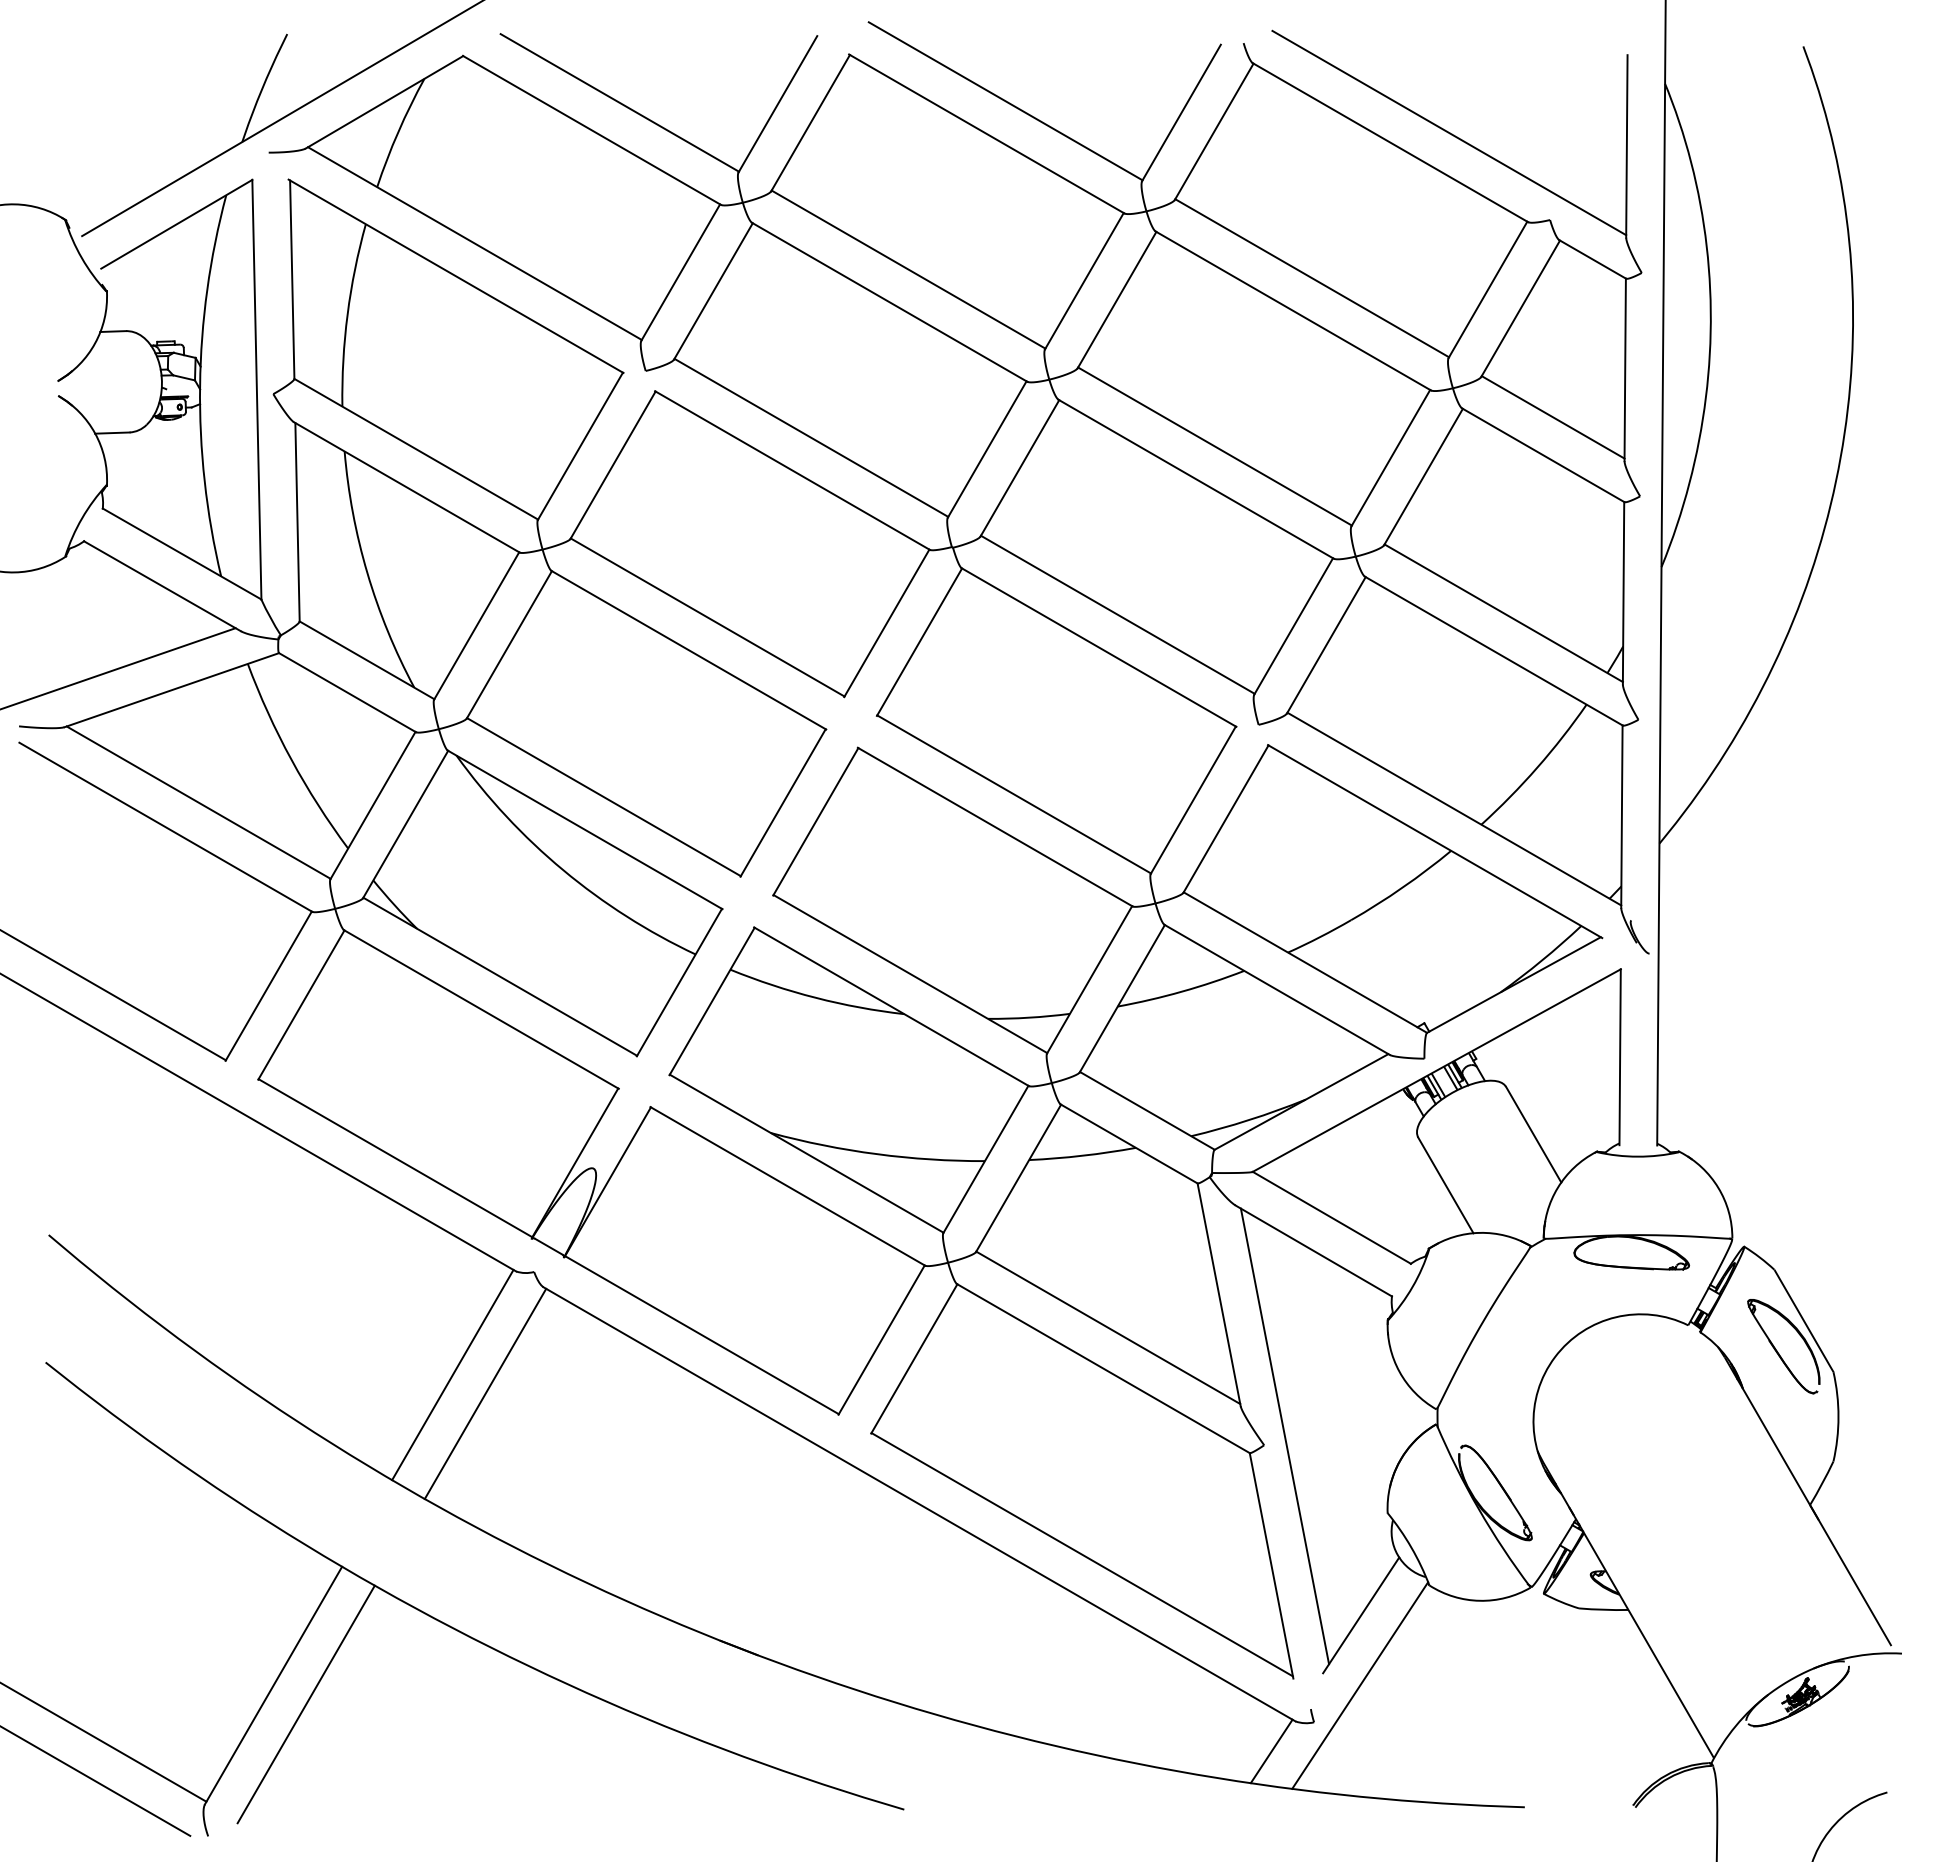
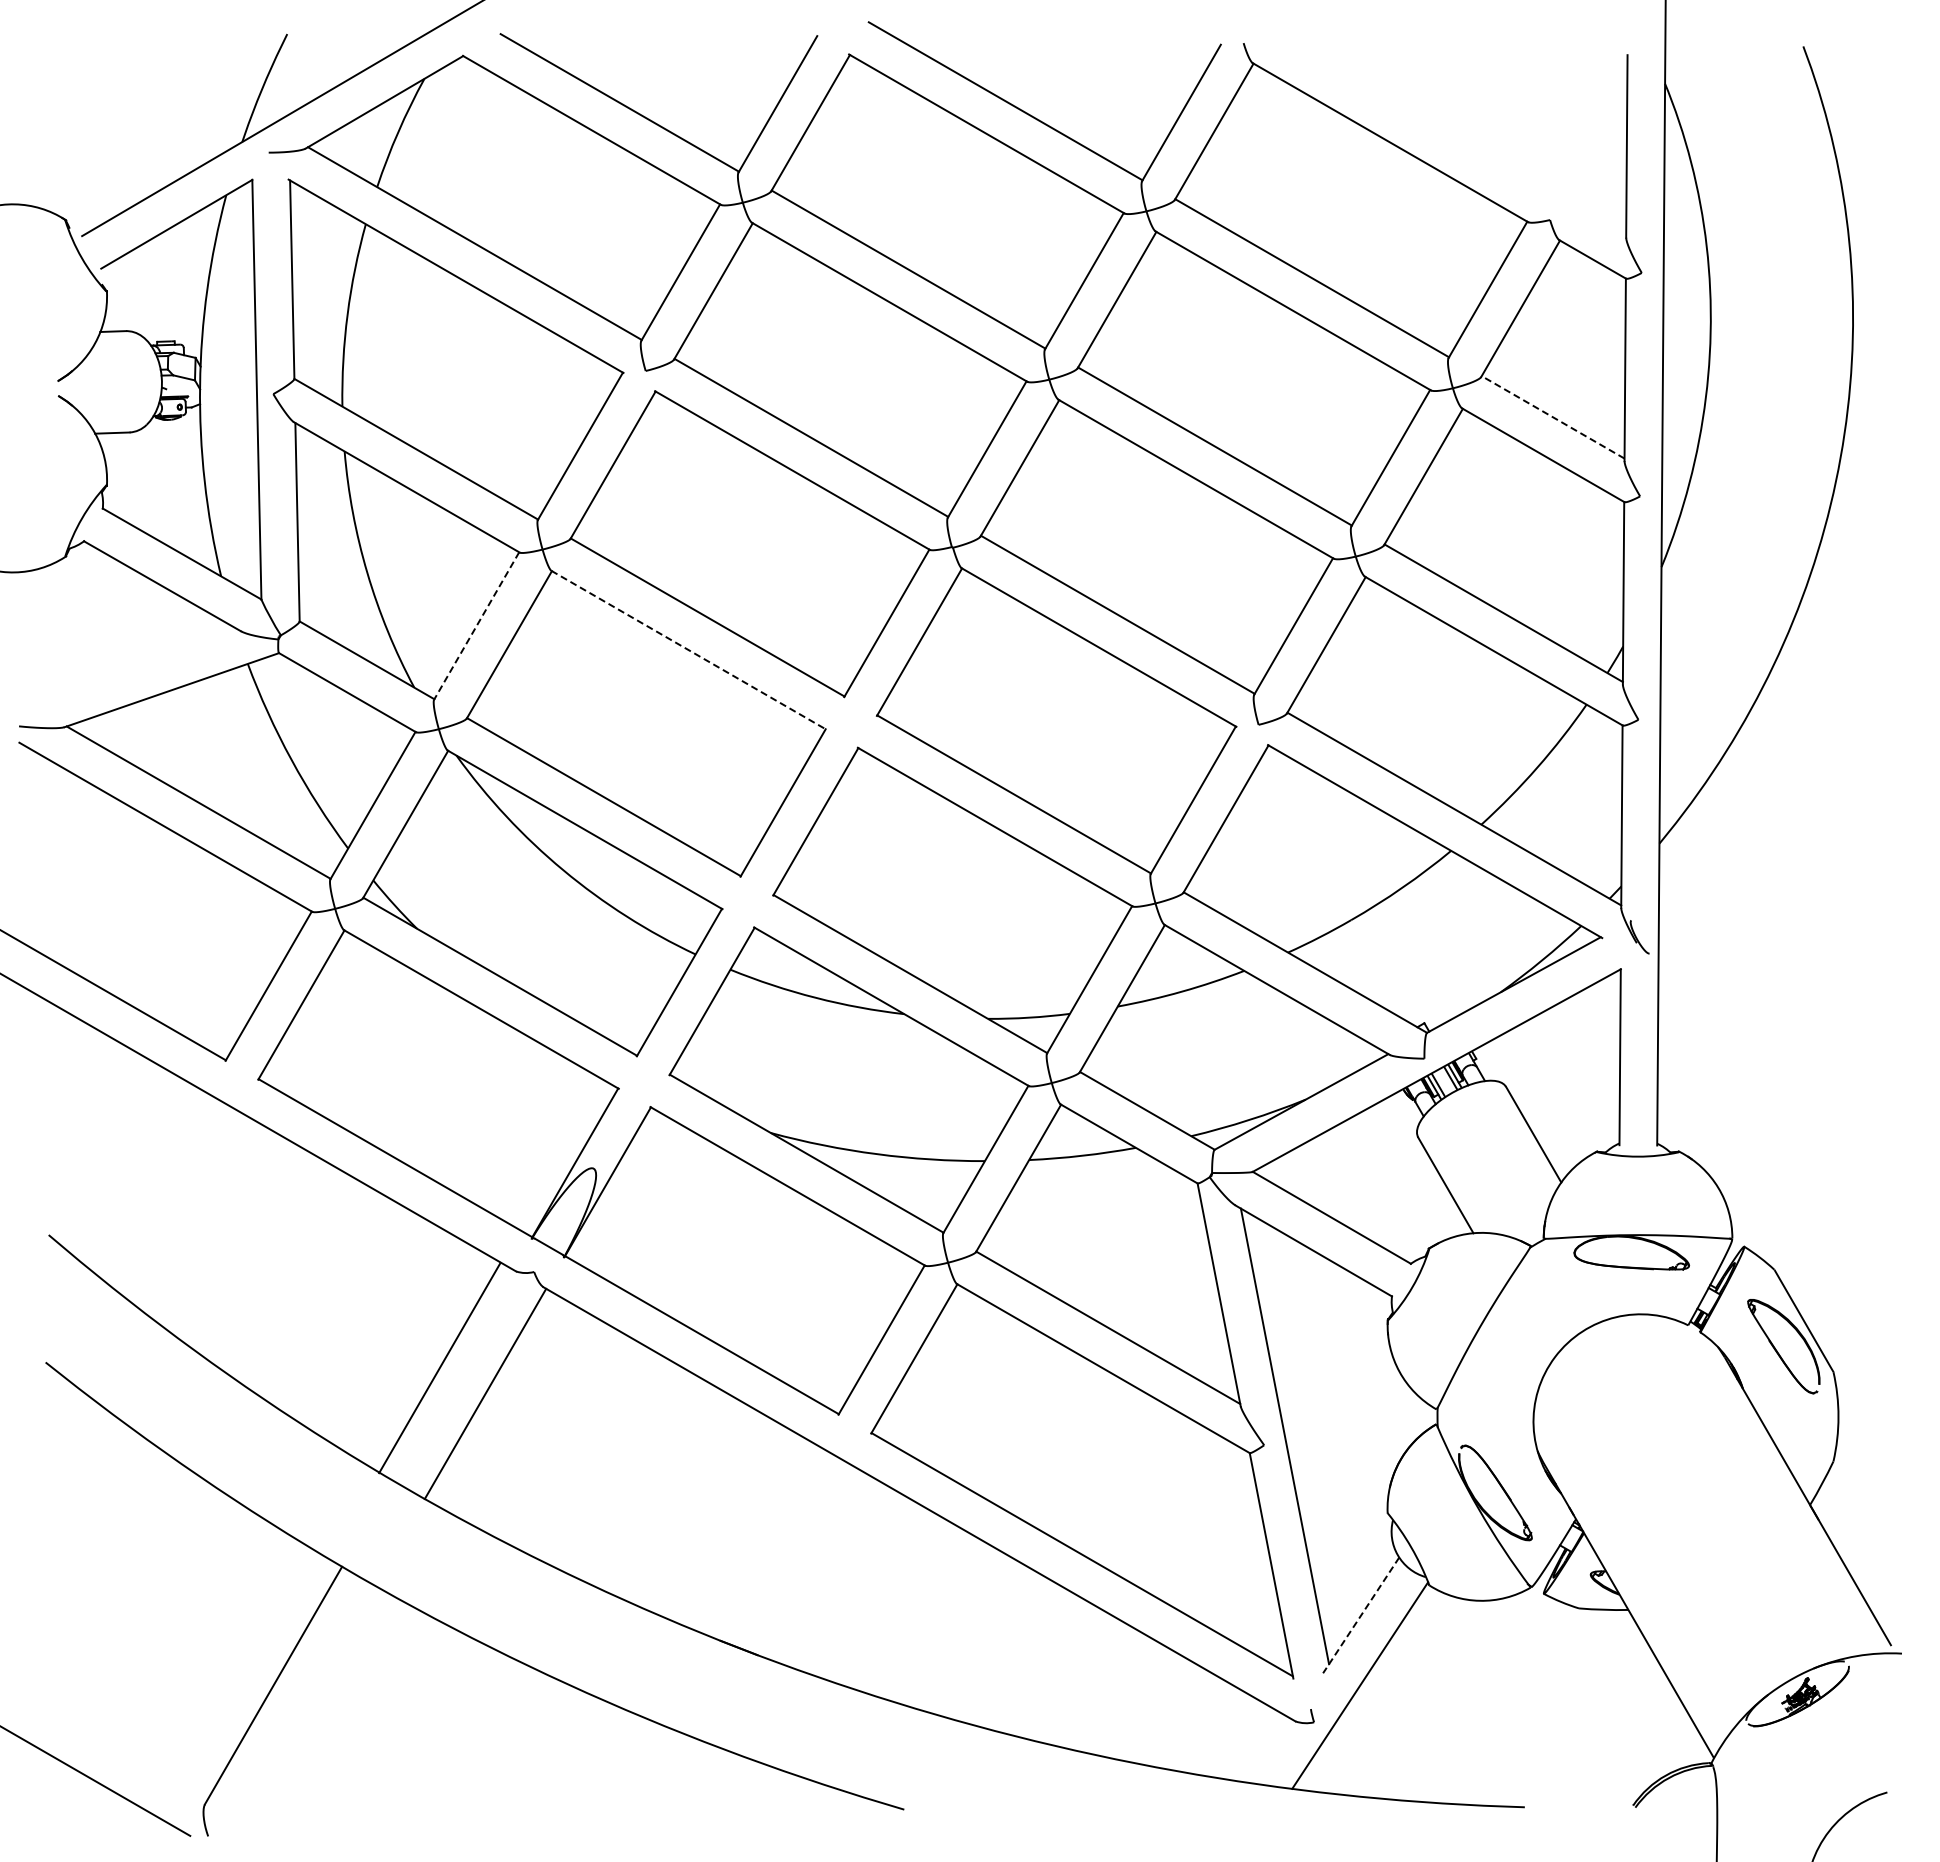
line: present -> none (1449, 132)
line: solid -> dashed (1552, 417)
line: solid -> dashed (476, 626)
line: solid -> dashed (688, 650)
line: present -> none (118, 668)
line position: (452, 1374) -> (439, 1367) (439, 1367)
line: solid -> dashed (1360, 1615)
line: present -> none (305, 1704)
line: present -> none (104, 1742)
line: present -> none (1271, 1751)
